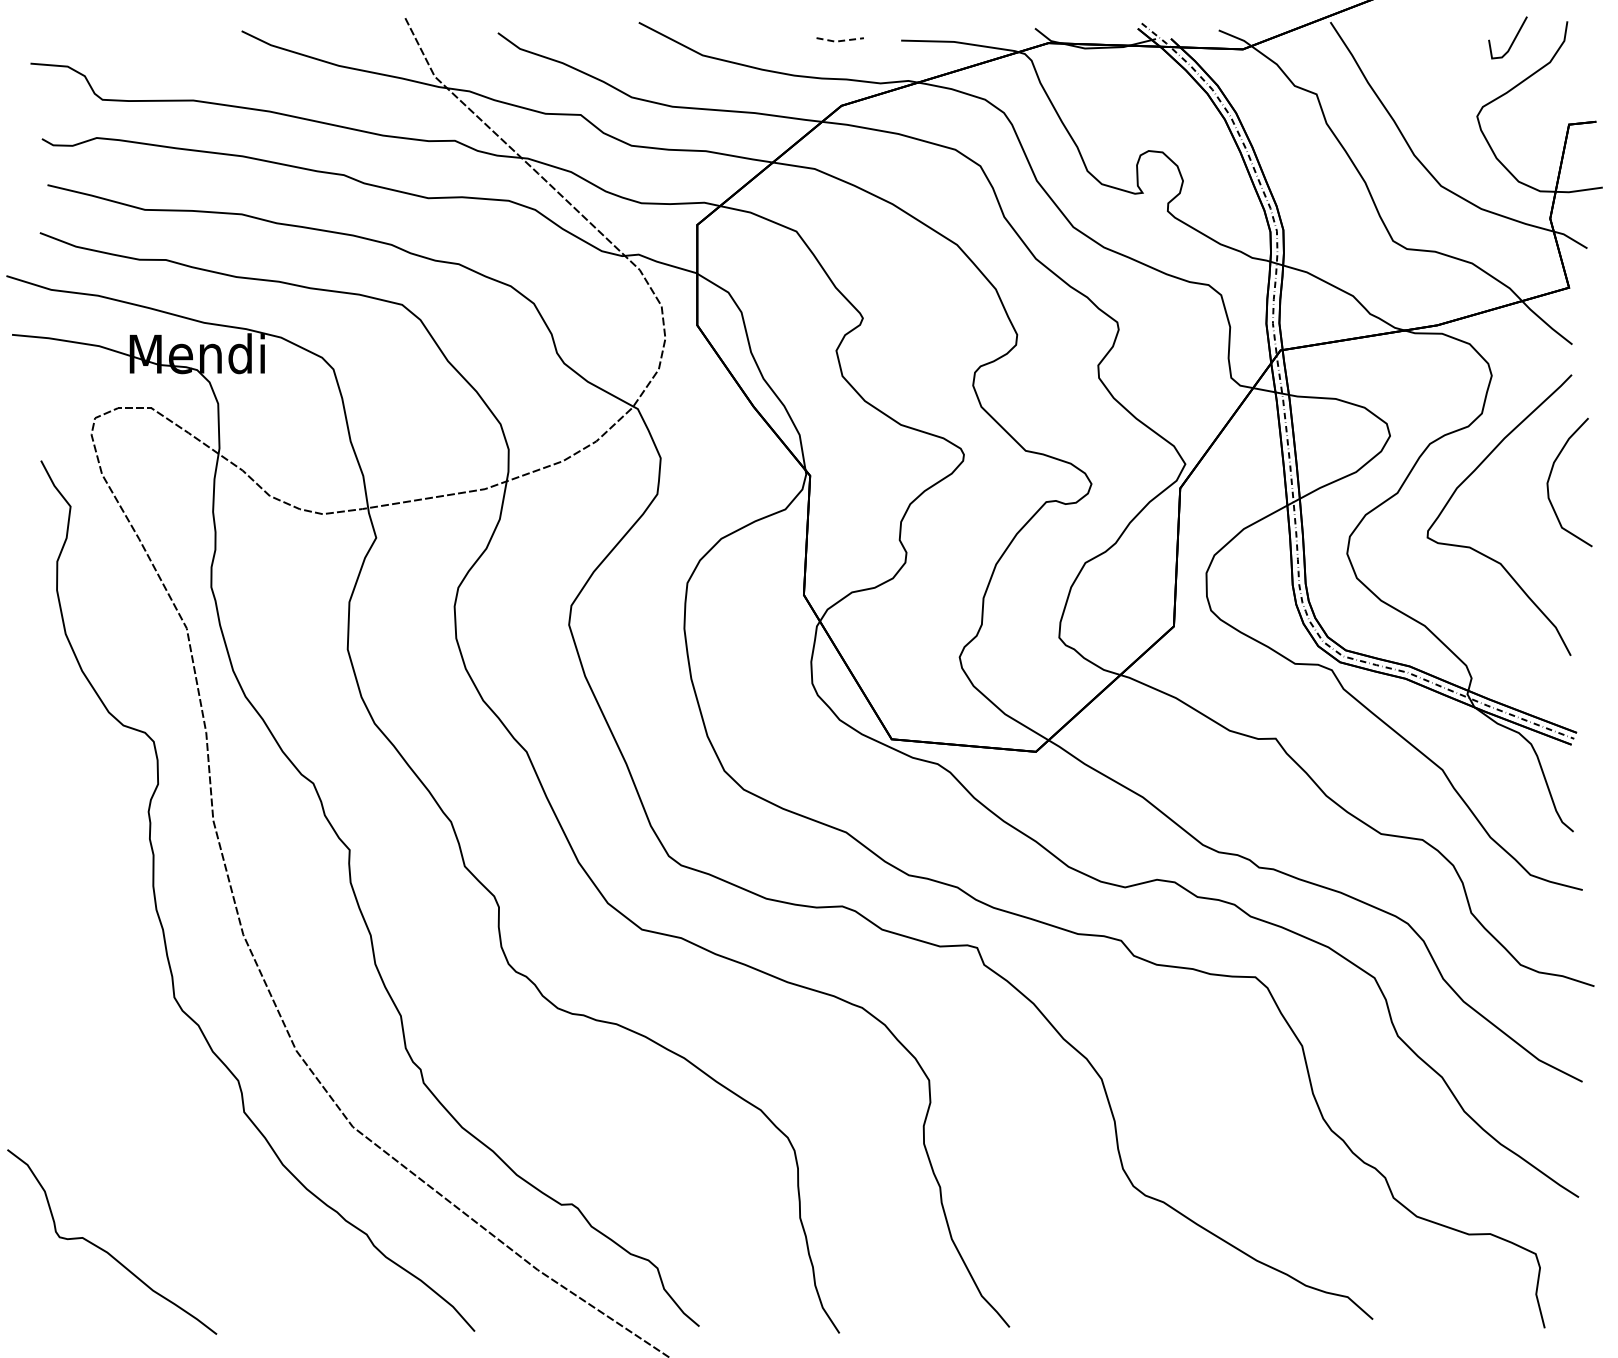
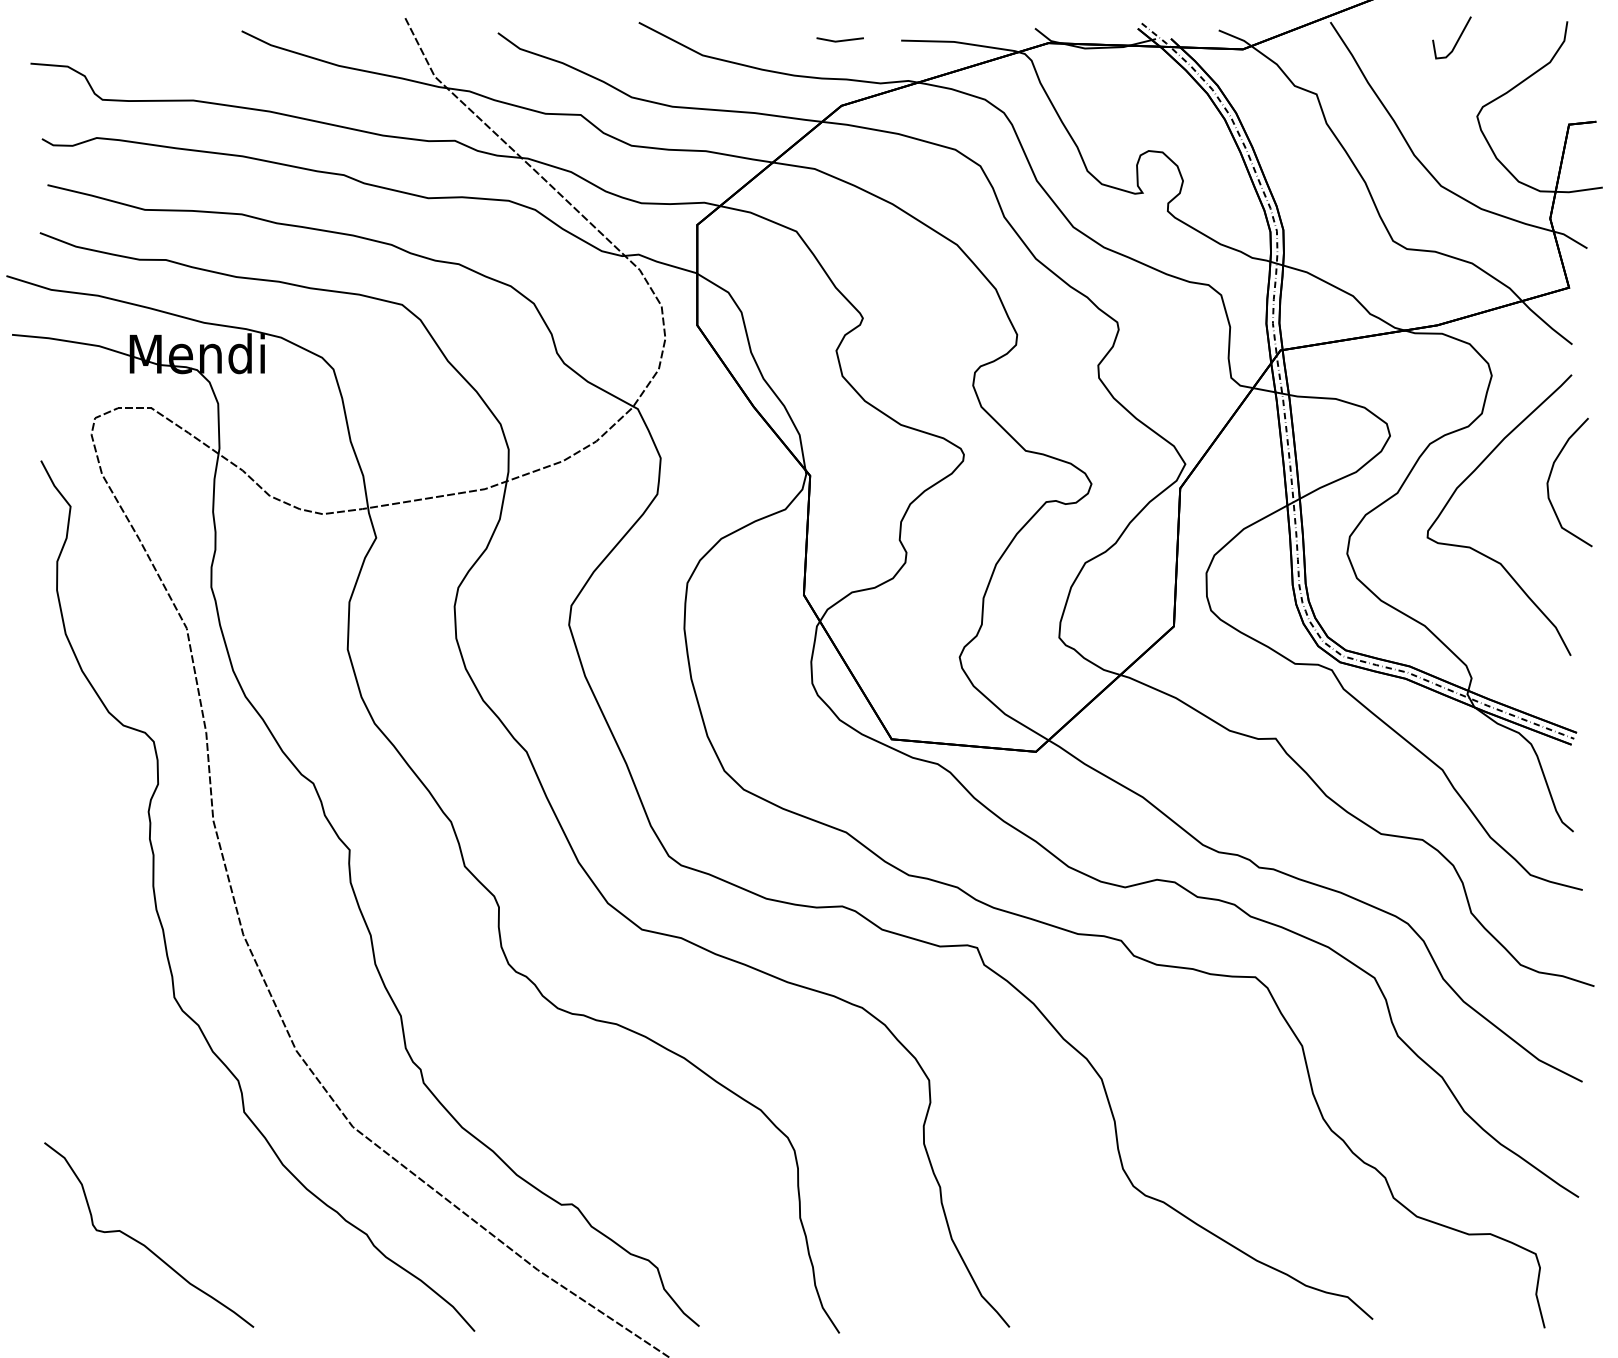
line position: (1513, 39) -> (1457, 39) (1457, 39)
line: dashed -> solid (839, 41)
curve position: (107, 1251) -> (144, 1244) (144, 1244)
